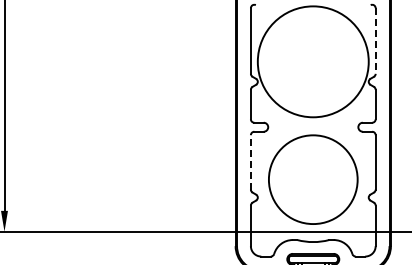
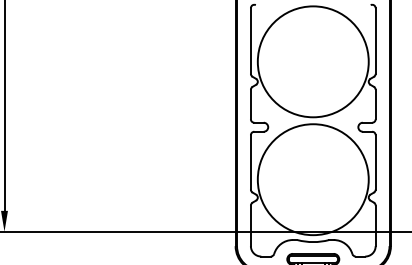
line: dashed -> solid (375, 41)
line: dashed -> solid (250, 161)
circle diameter: 89 px -> 111 px (312, 179)
